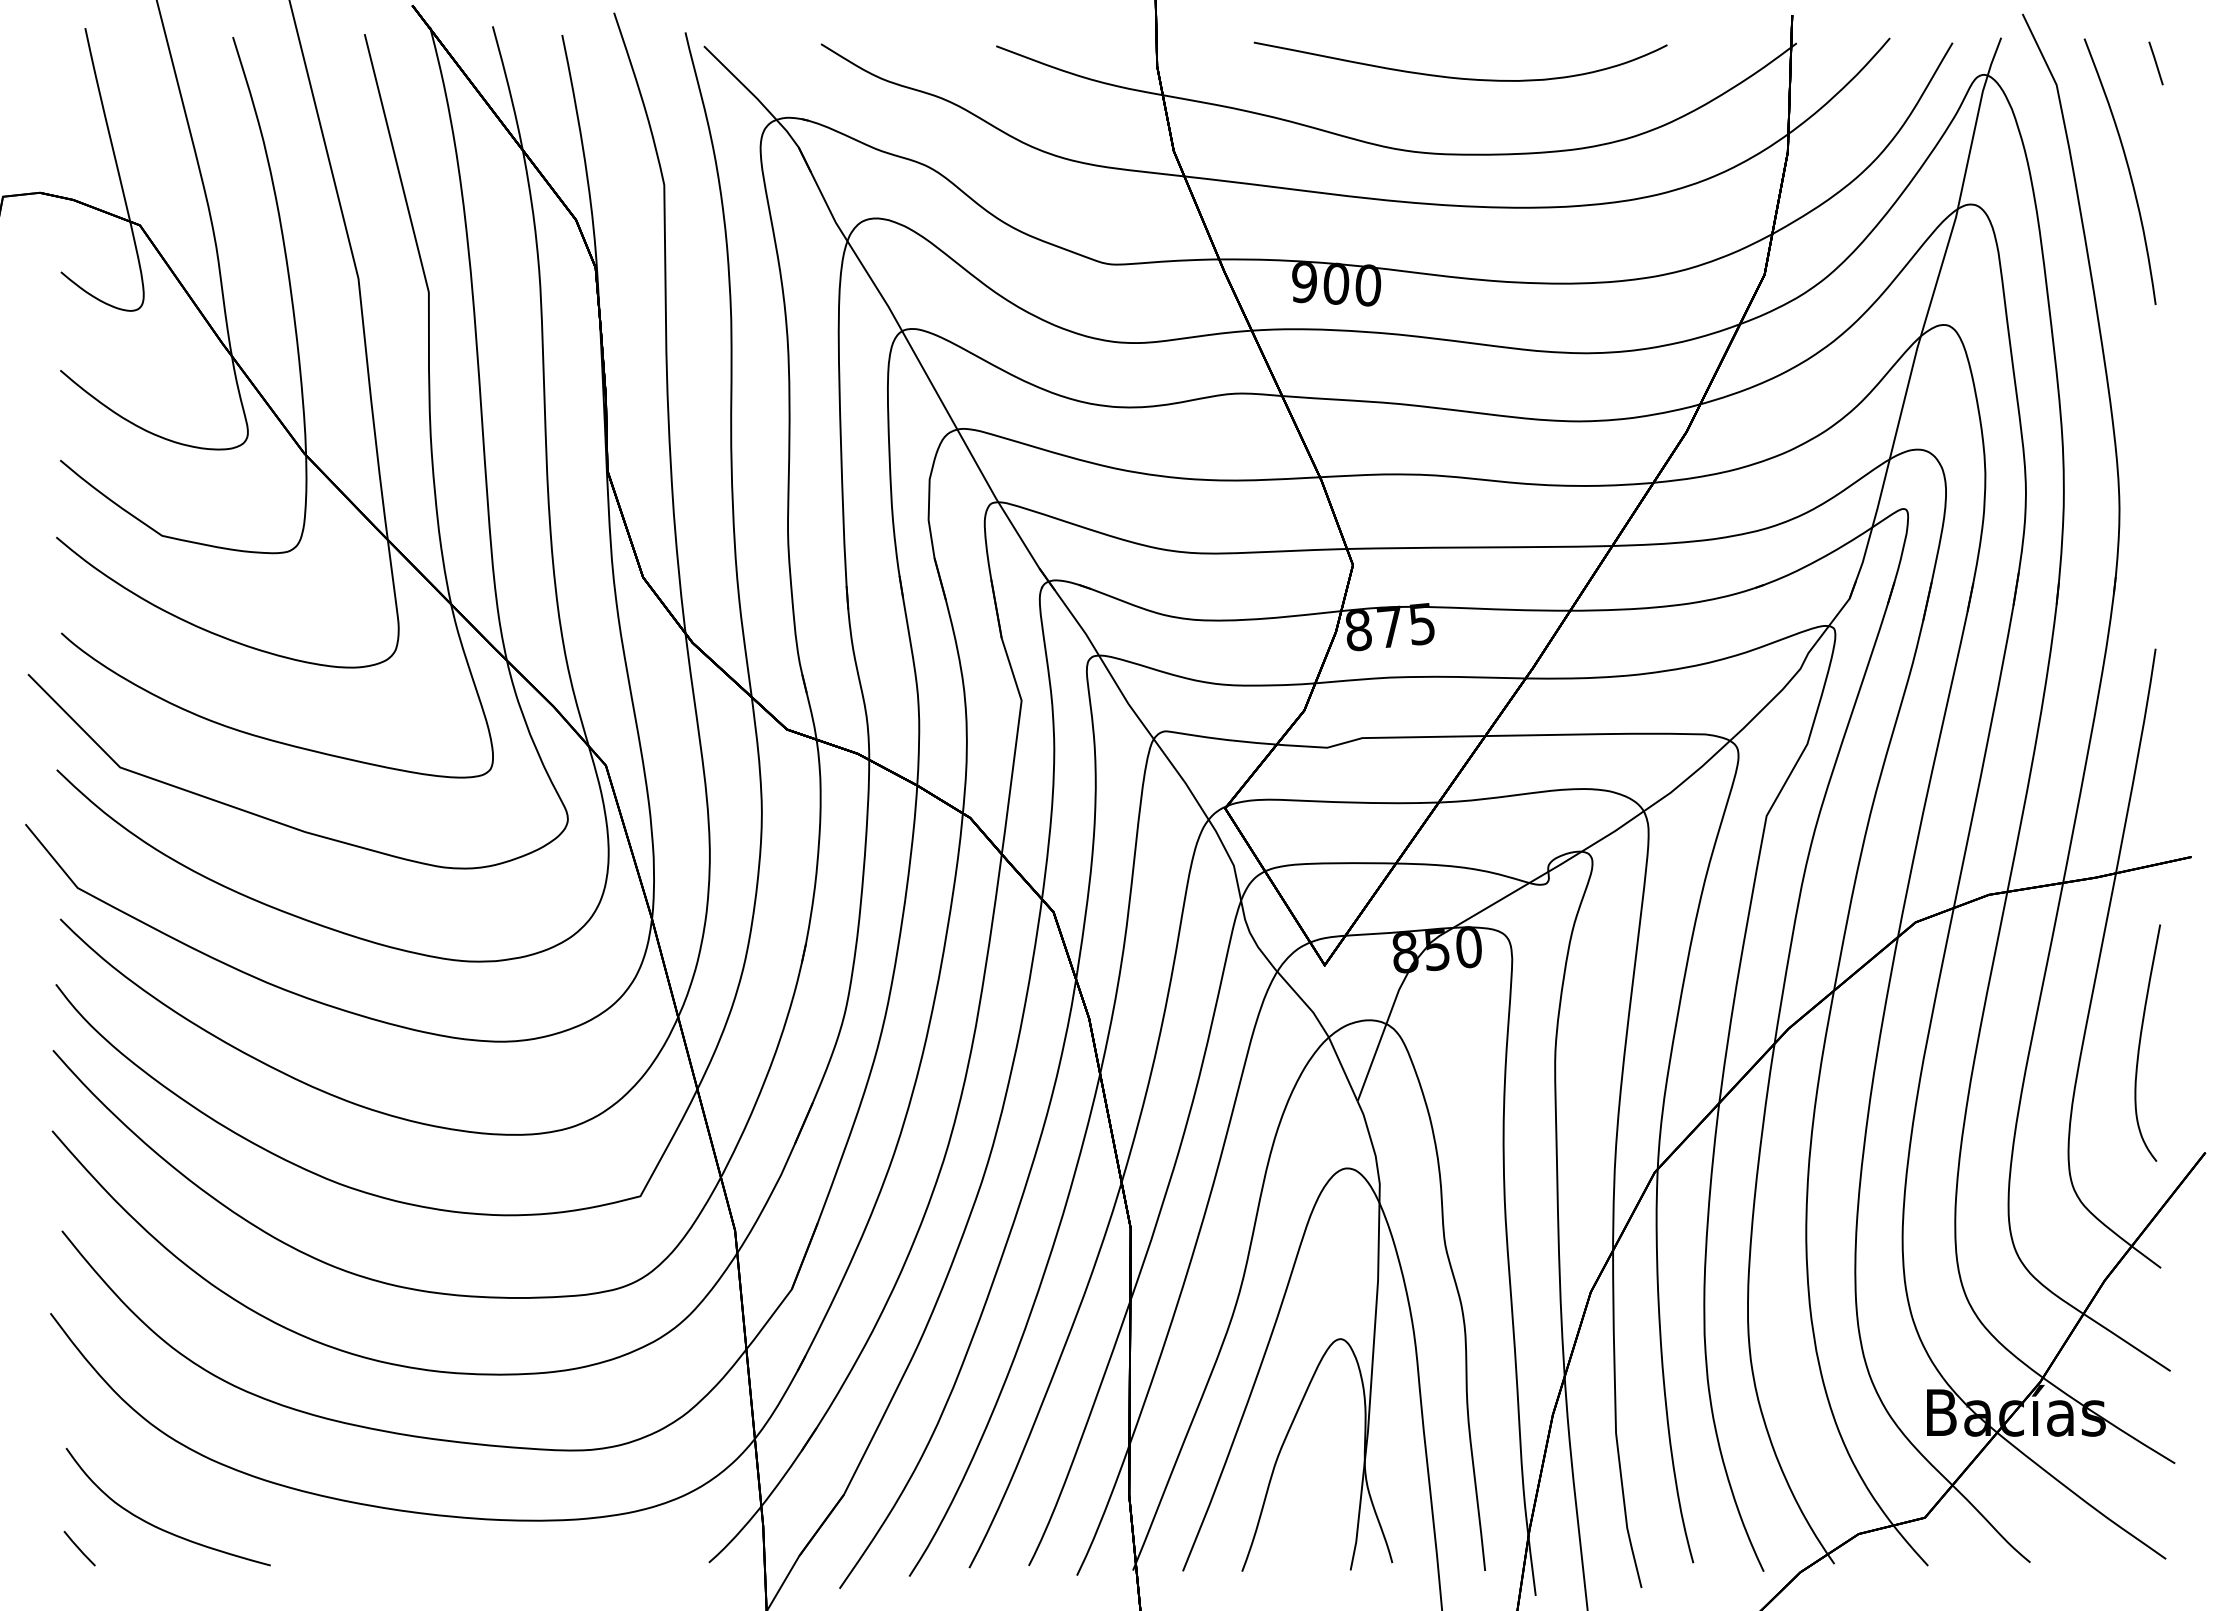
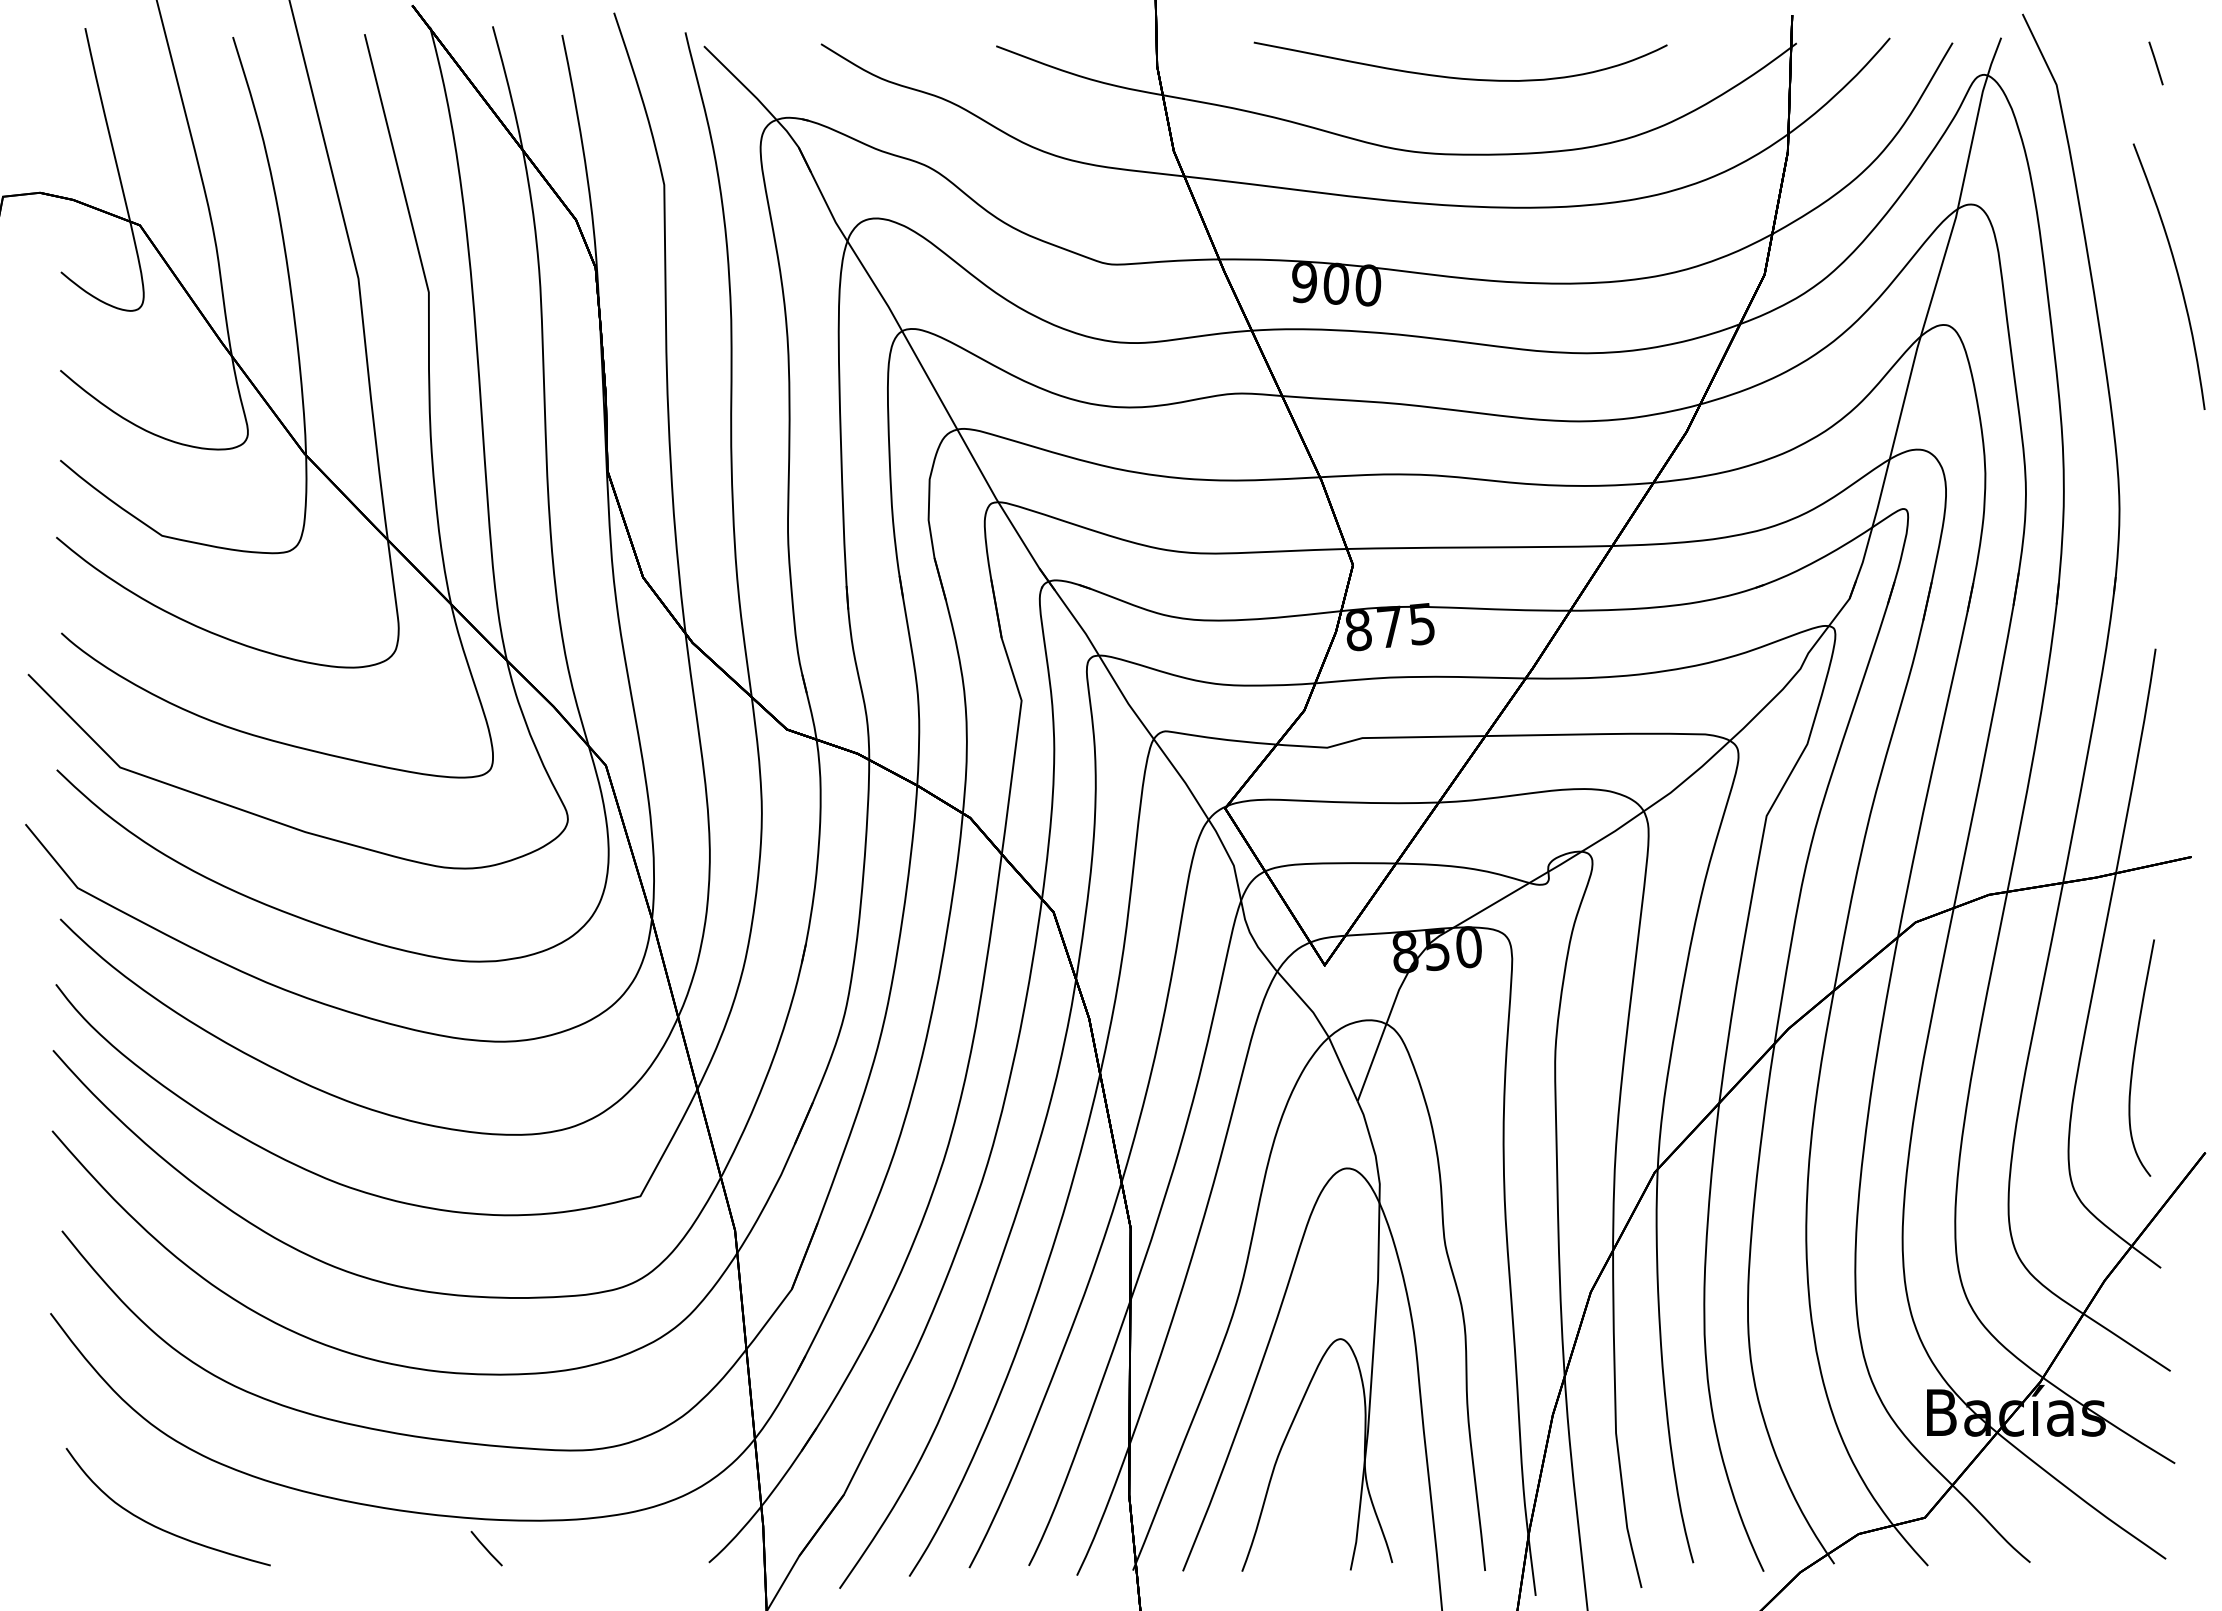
curve position: (2127, 168) -> (2176, 273) (2176, 273)
curve position: (2141, 1039) -> (2135, 1054) (2135, 1054)
line position: (79, 1548) -> (486, 1548) (486, 1548)
